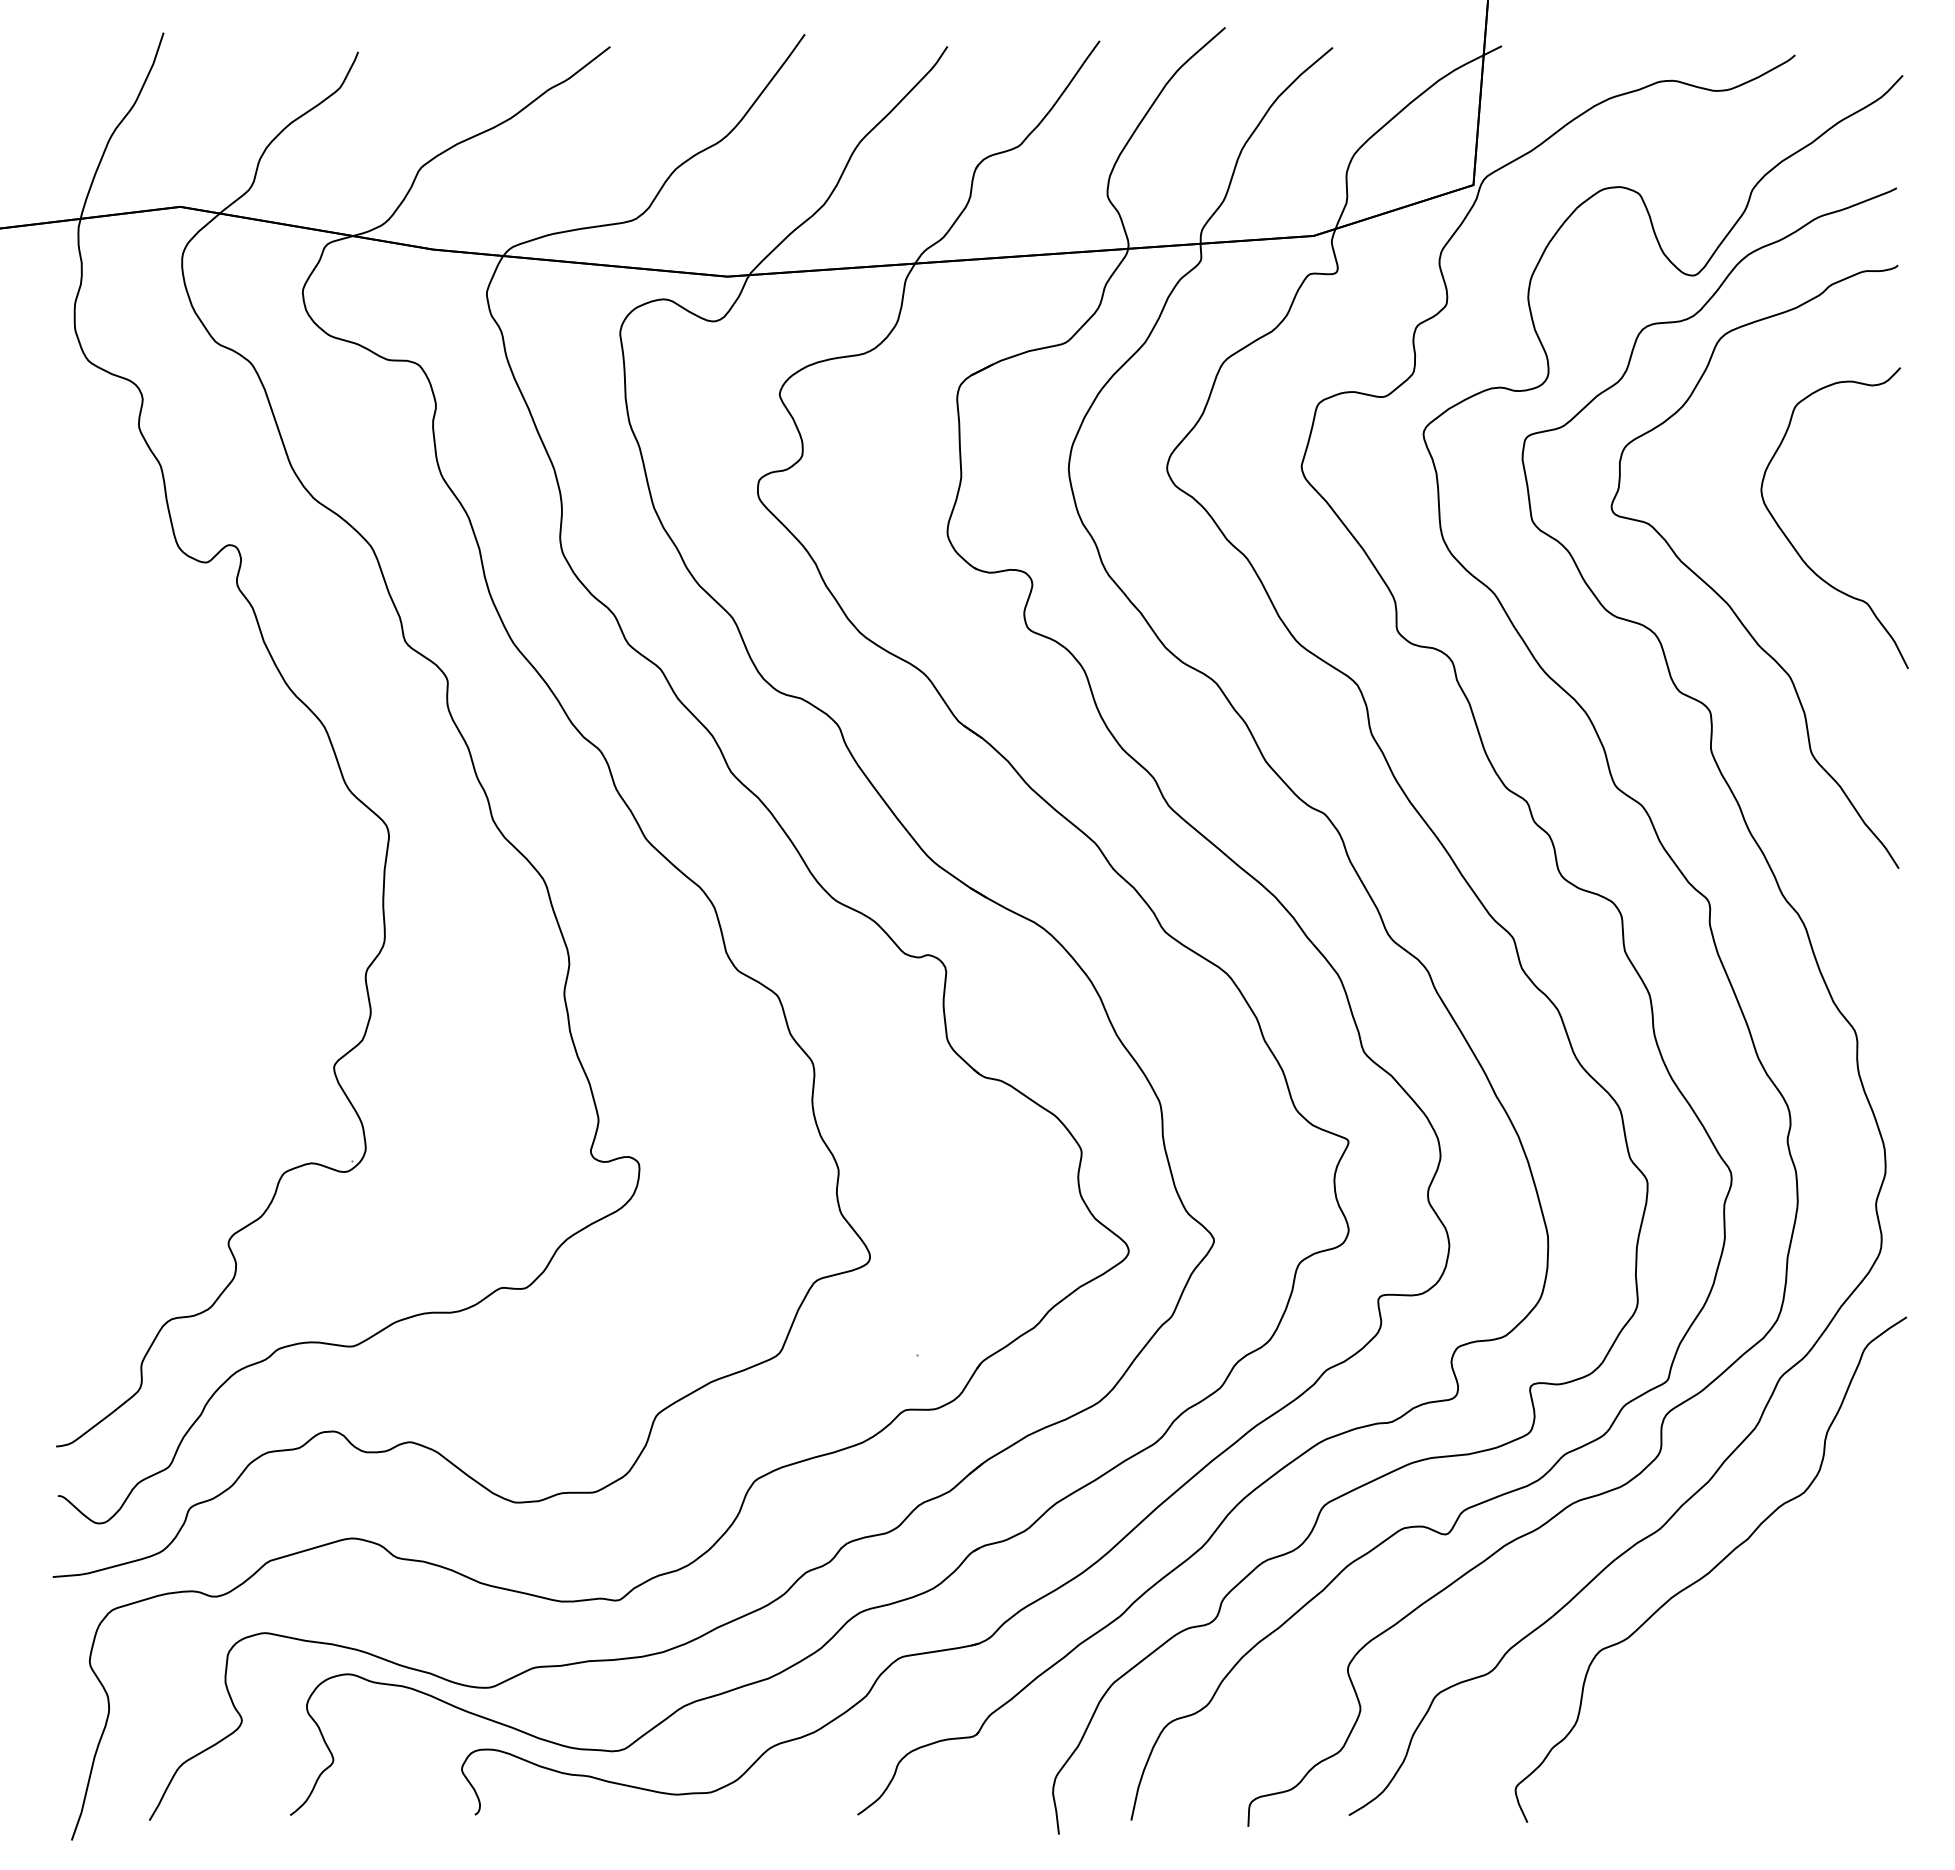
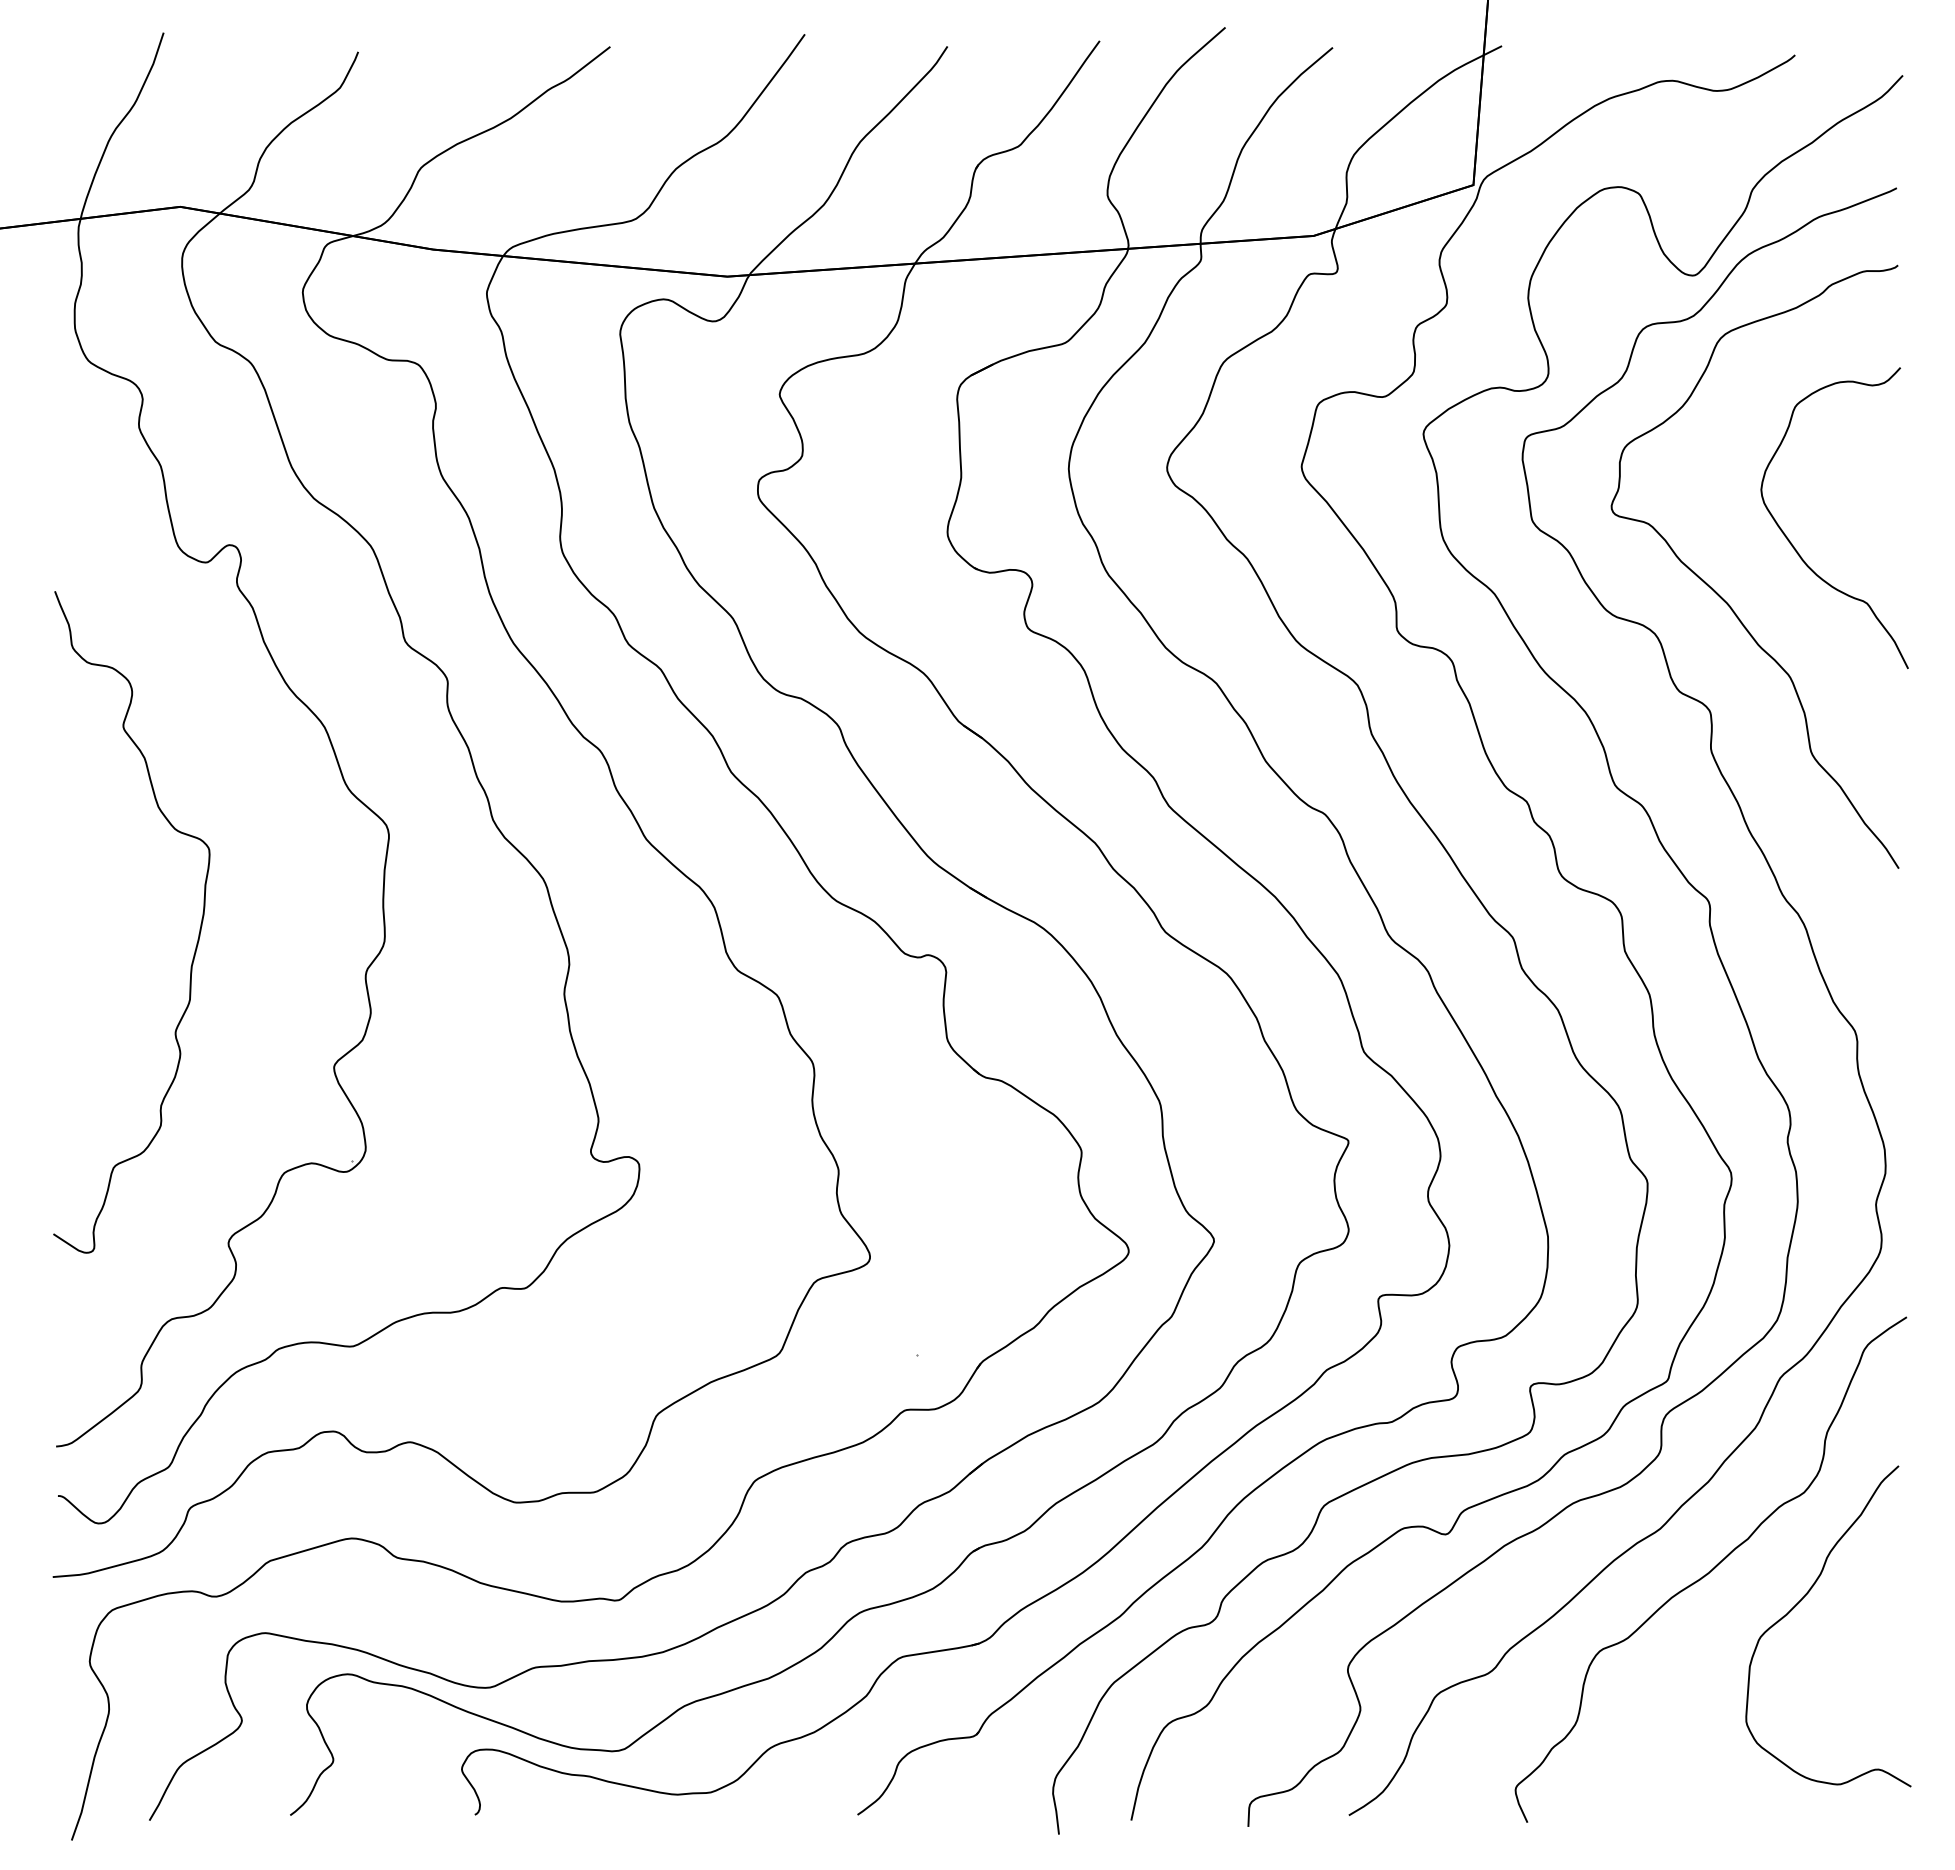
curve: none -> present (198, 934)
curve: none -> present (1801, 1601)
